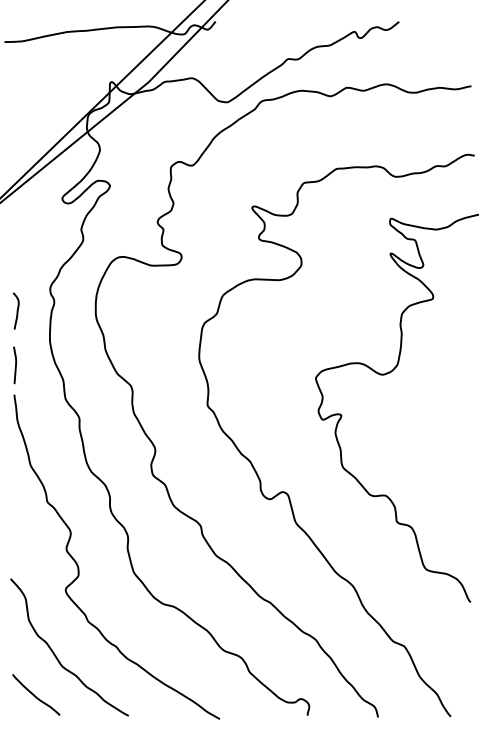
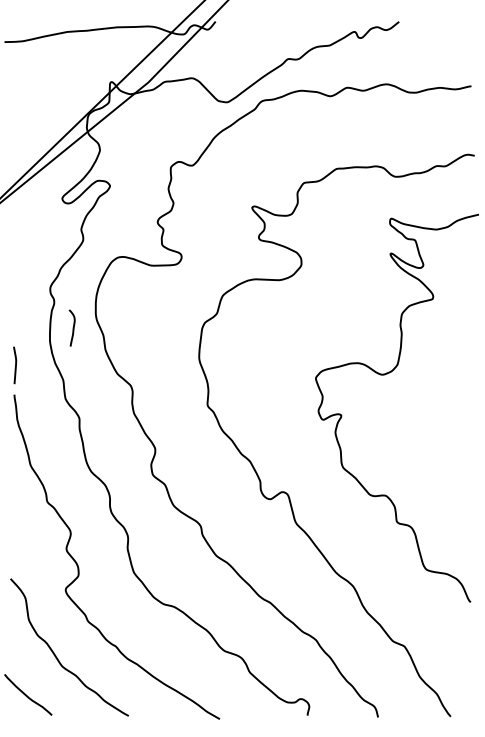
curve position: (16, 310) -> (72, 327) (72, 327)
curve position: (35, 695) -> (27, 695) (27, 695)
